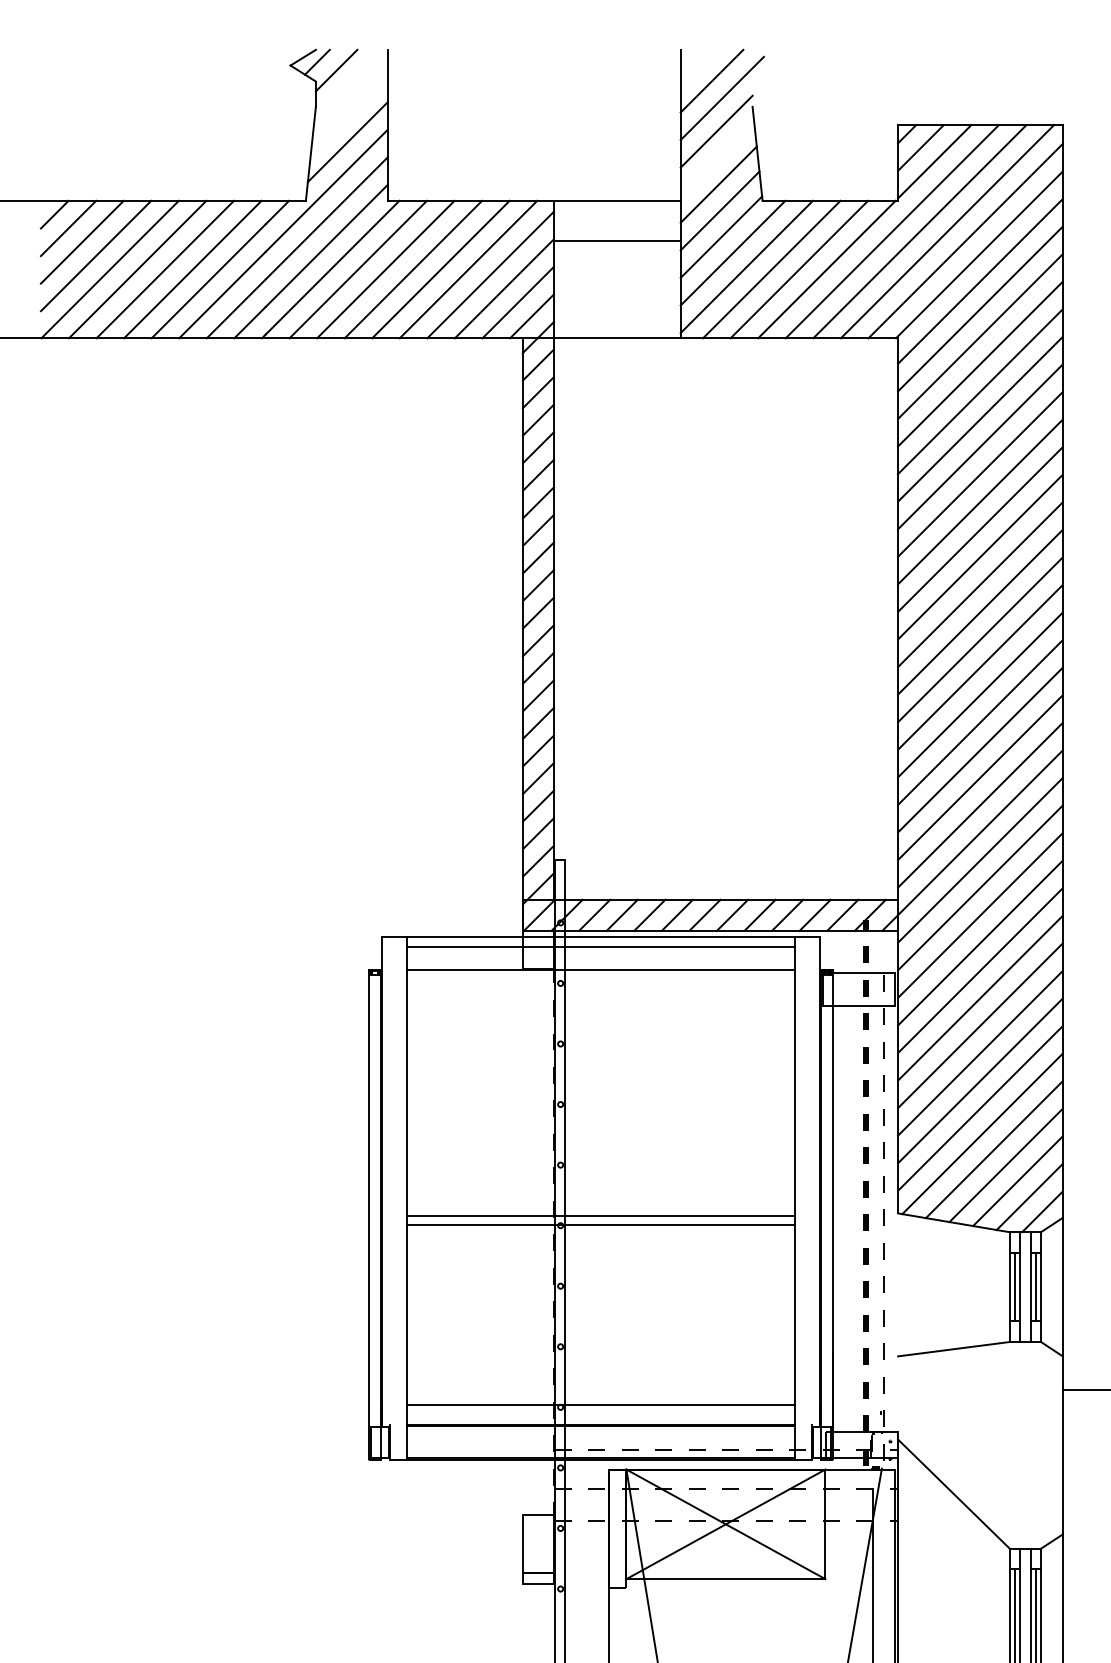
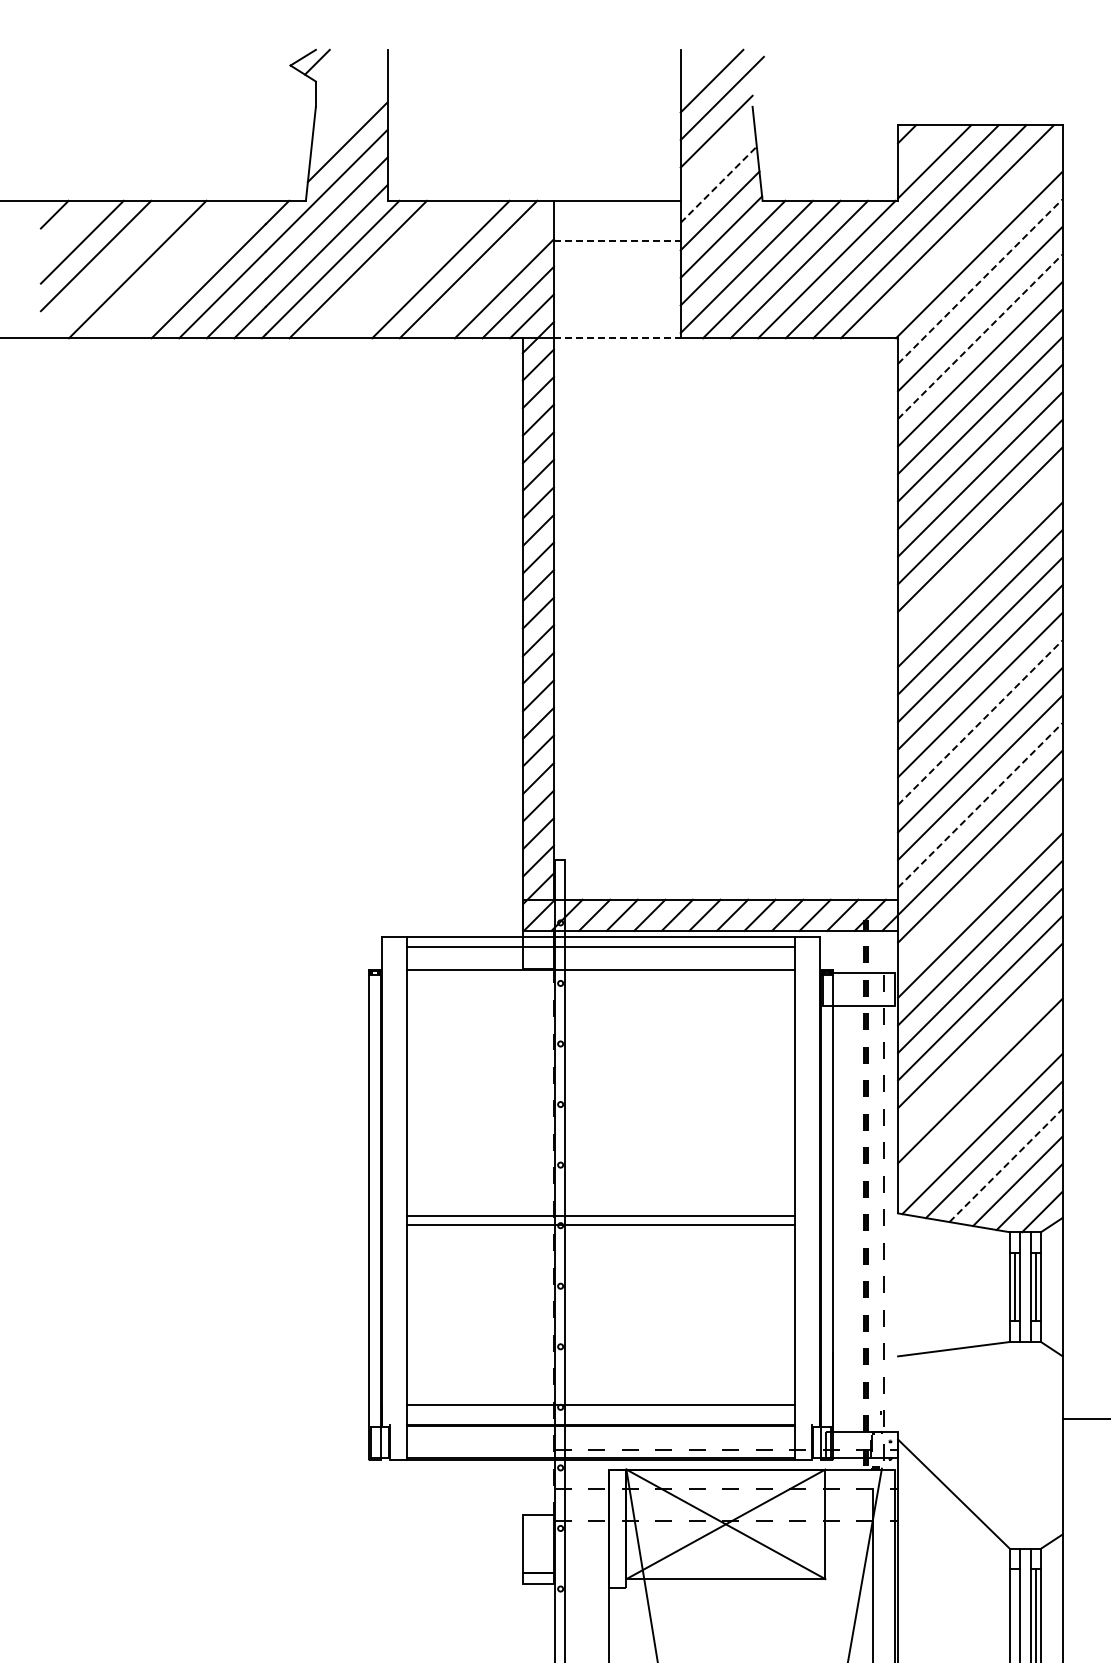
line: present -> none (336, 70)
line: present -> none (920, 147)
line: solid -> dashed (718, 184)
line: present -> none (68, 228)
line: solid -> dashed (617, 240)
line: present -> none (965, 241)
line: present -> none (109, 269)
line: present -> none (165, 269)
line: present -> none (192, 269)
line: present -> none (385, 269)
line: present -> none (413, 269)
line: present -> none (490, 274)
line: solid -> dashed (980, 281)
line: solid -> dashed (980, 336)
line: solid -> dashed (617, 338)
line: present -> none (980, 557)
line: solid -> dashed (980, 722)
line: solid -> dashed (980, 805)
line: present -> none (980, 888)
line: present -> none (980, 1053)
line: present -> none (980, 1108)
line: solid -> dashed (1005, 1165)
line position: (1084, 1389) -> (1084, 1418) (1084, 1418)
line: present -> none (1015, 1614)
